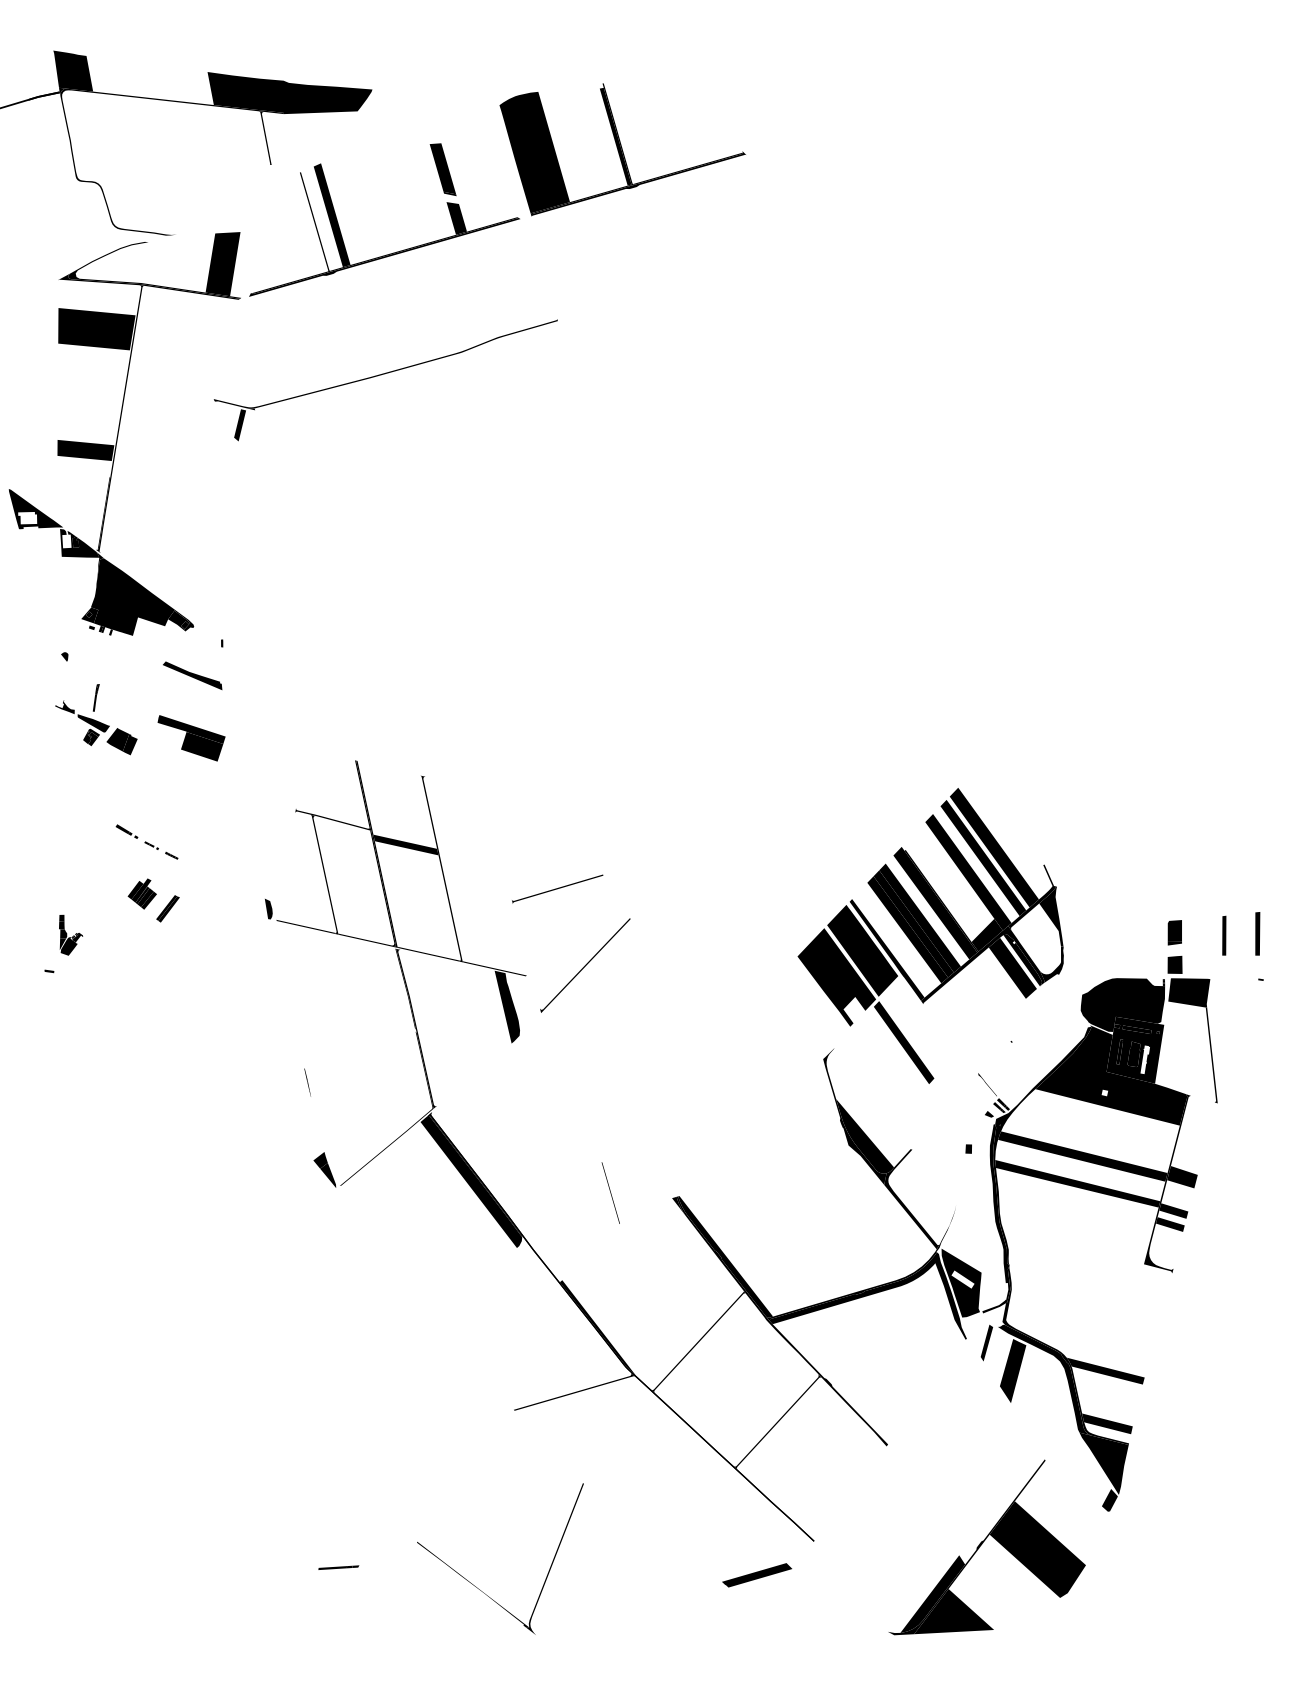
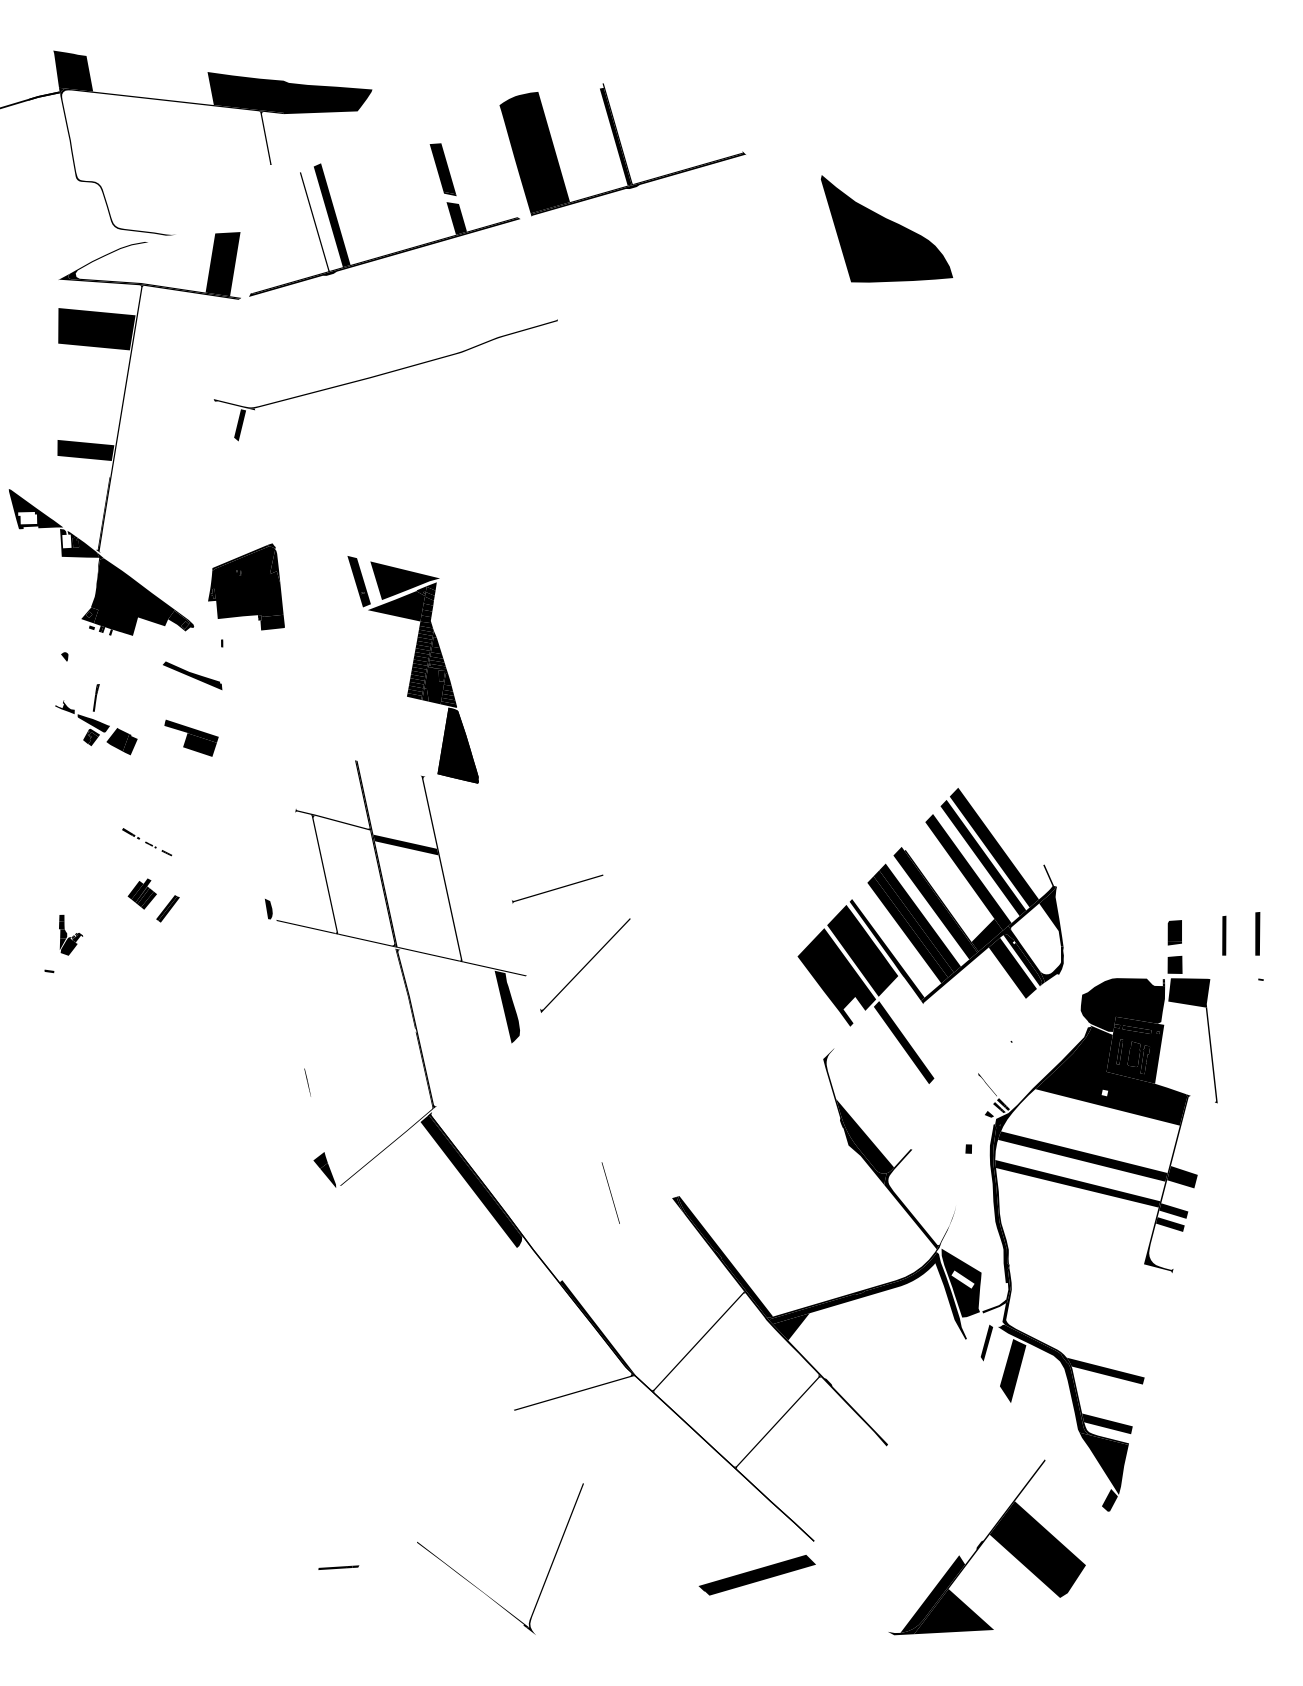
fill: none -> present (886, 228)
part: none -> present (246, 586)
part: none -> present (412, 669)
part size: 69x47 px -> 55x38 px (191, 737)
part size: 64x36 px -> 51x29 px (147, 842)
fill: none -> present (1145, 1059)
fill: none -> present (790, 1326)
part size: 71x25 px -> 118x41 px (756, 1575)
